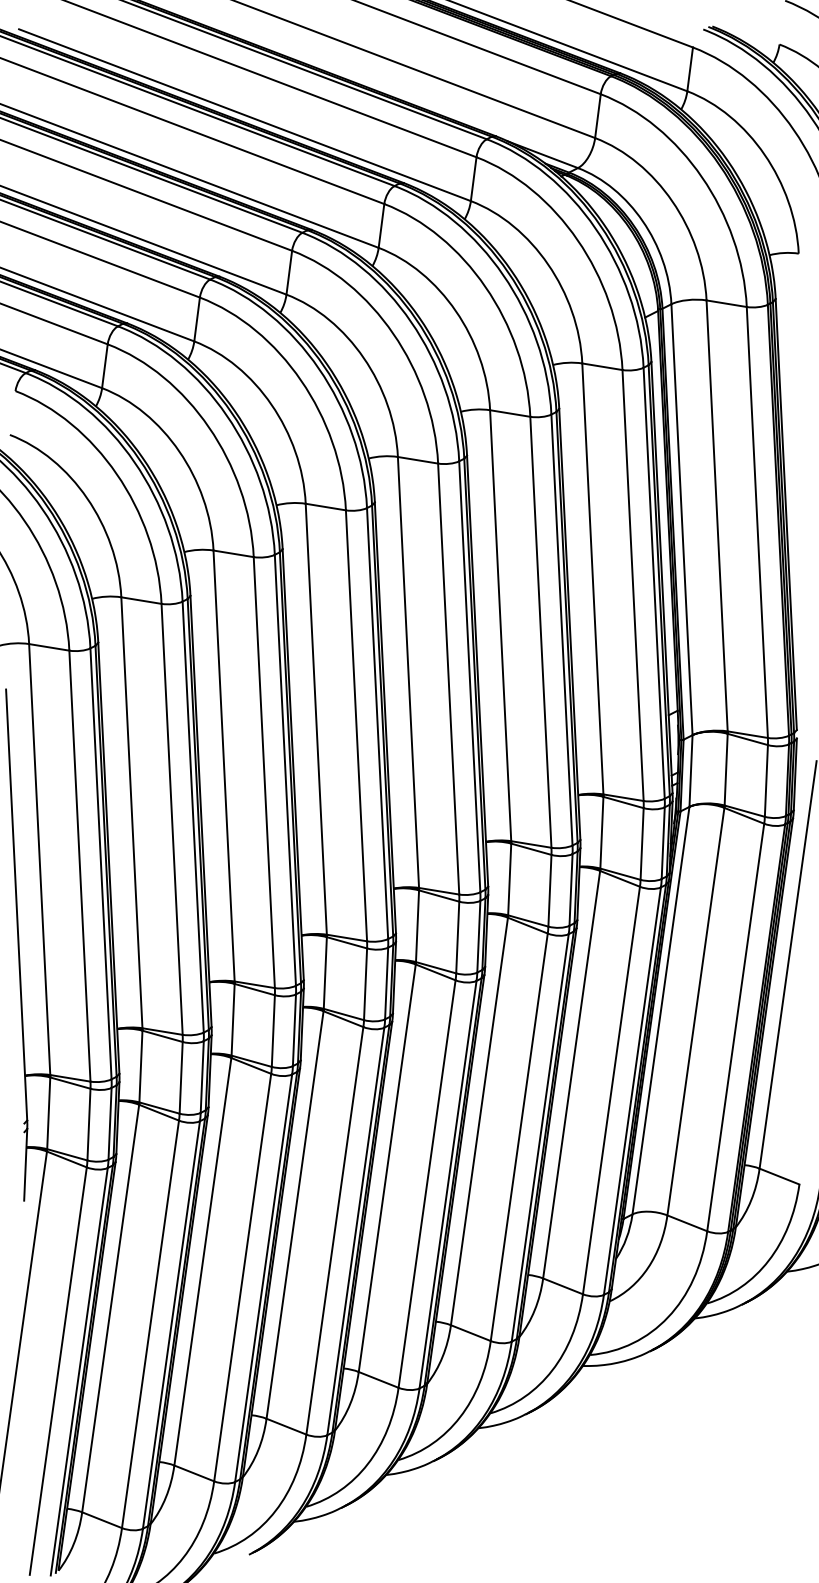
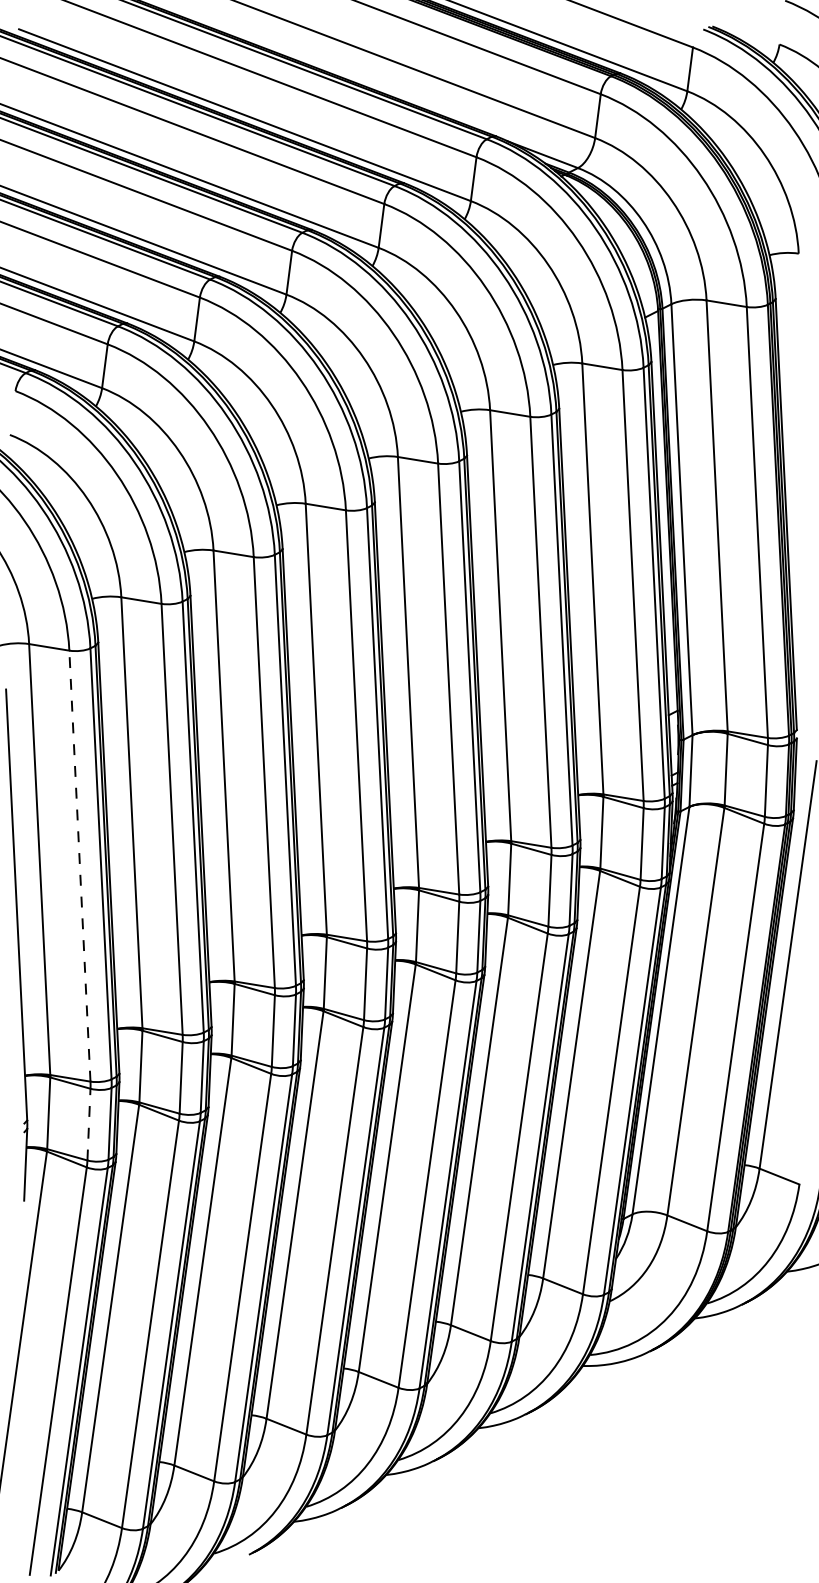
line: solid -> dashed (79, 866)
line: solid -> dashed (88, 1124)
